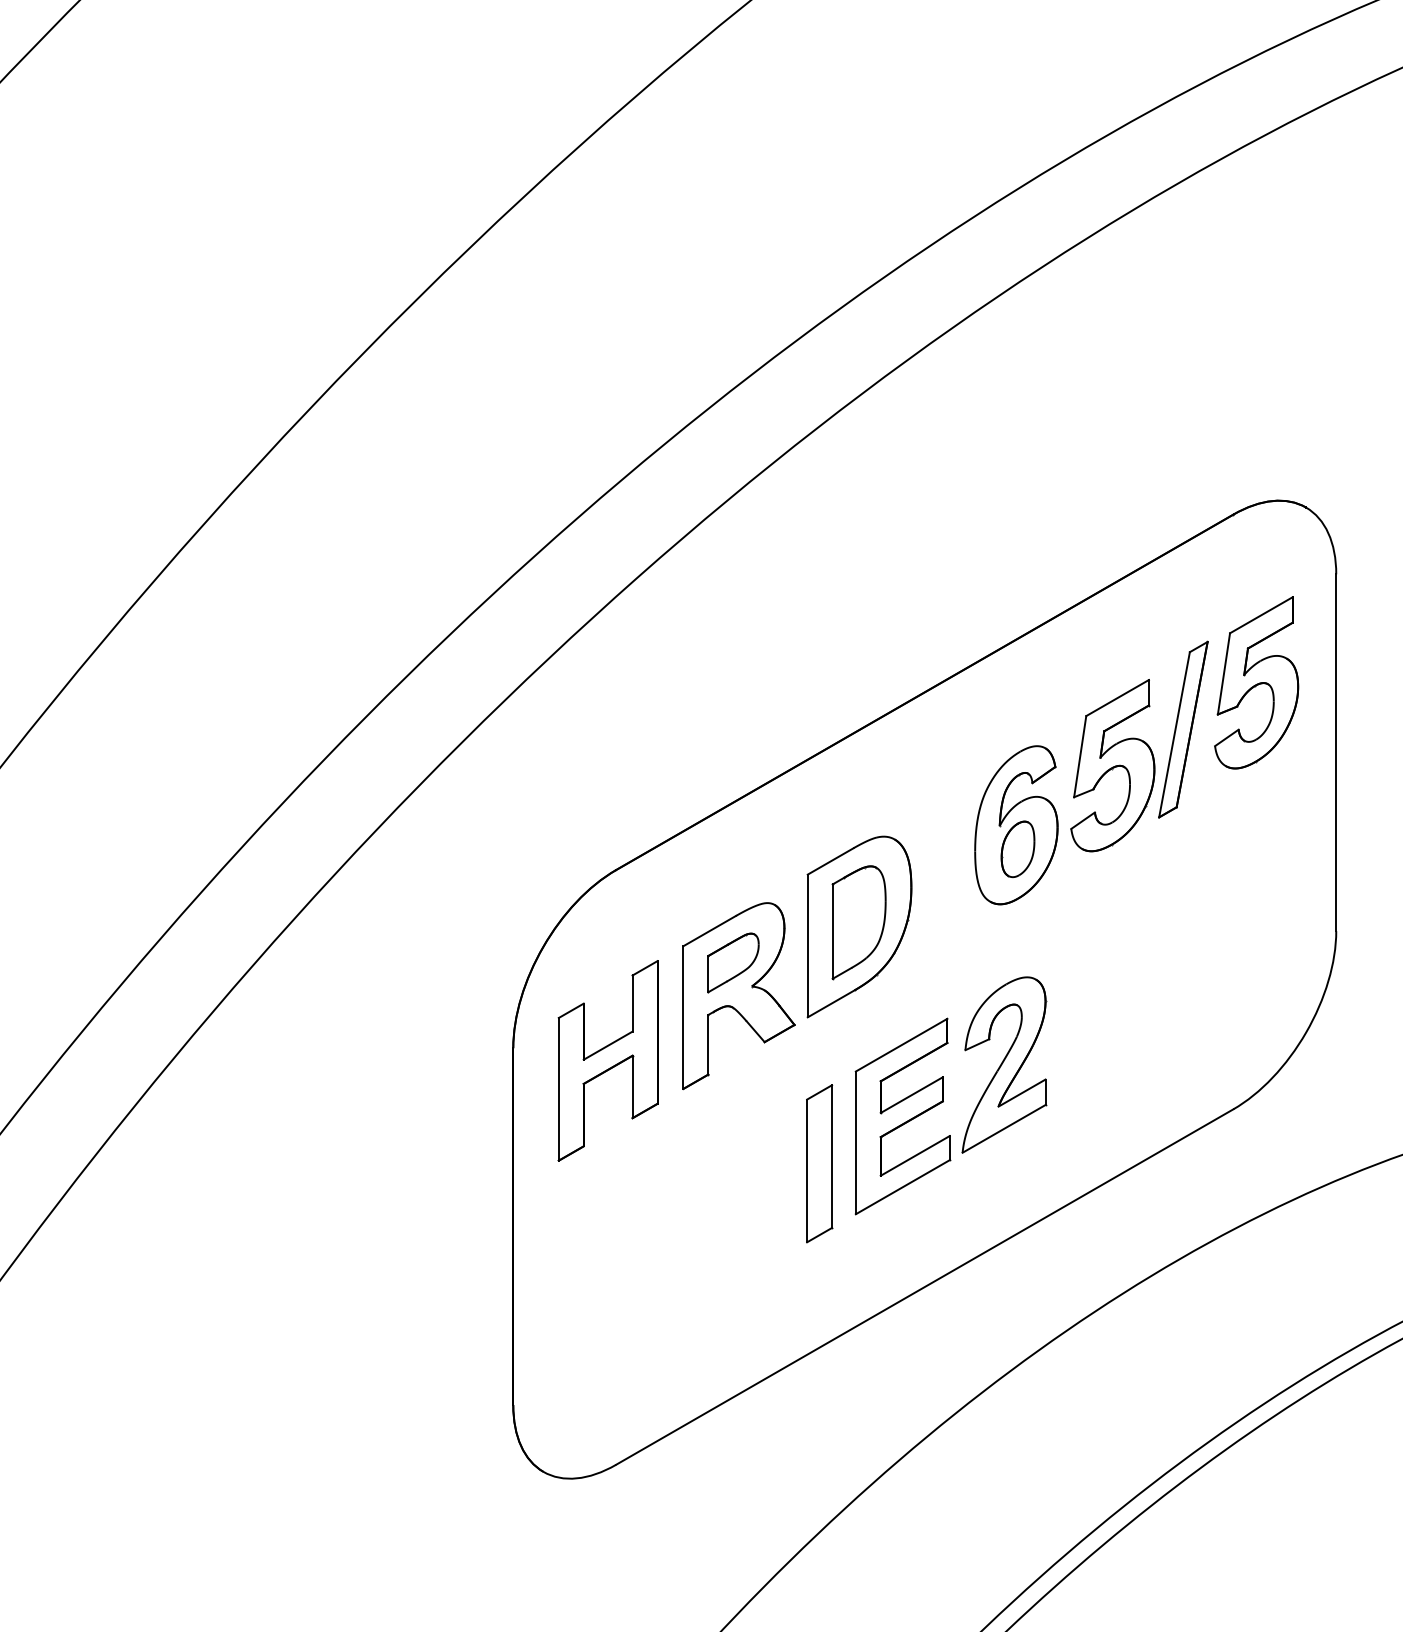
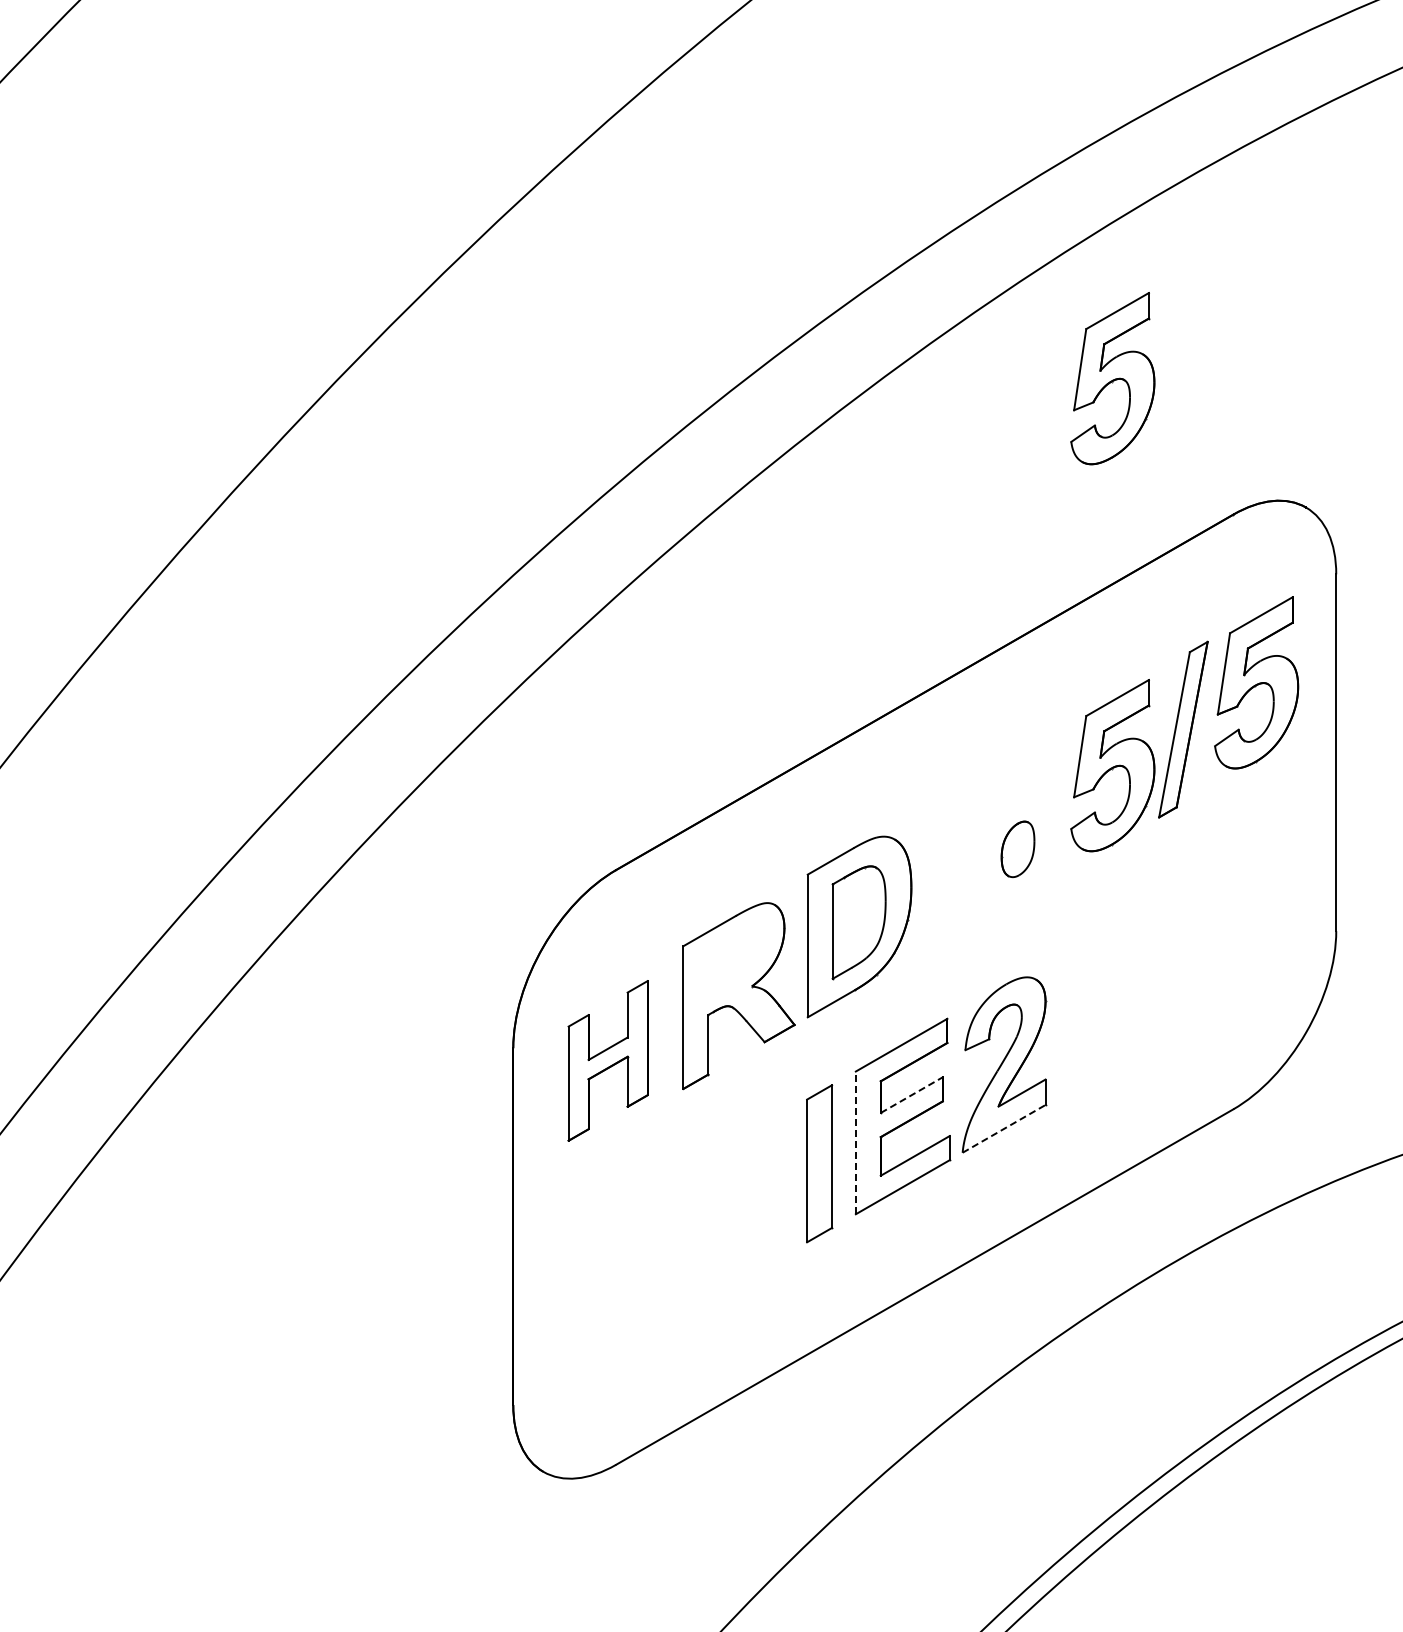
part: none -> present (1112, 378)
part: present -> none (1016, 825)
part: present -> none (733, 962)
part size: 102x202 px -> 82x162 px (607, 1060)
line: solid -> dashed (911, 1095)
line: solid -> dashed (1004, 1128)
line: solid -> dashed (855, 1142)
